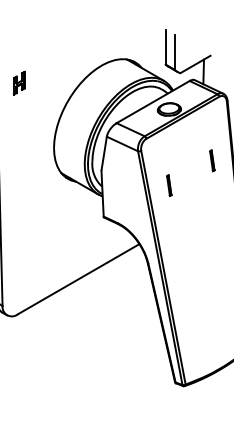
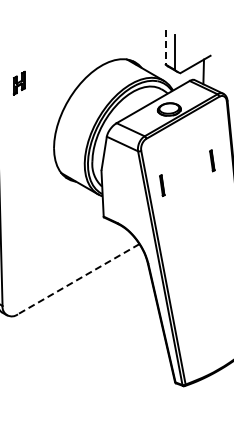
line: solid -> dashed (165, 47)
line position: (169, 185) -> (162, 185) (162, 185)
line: solid -> dashed (78, 279)
